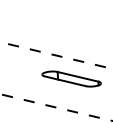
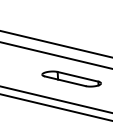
line: none -> present (55, 43)
line: dashed -> solid (56, 55)
line: none -> present (55, 99)
line: dashed -> solid (56, 107)
